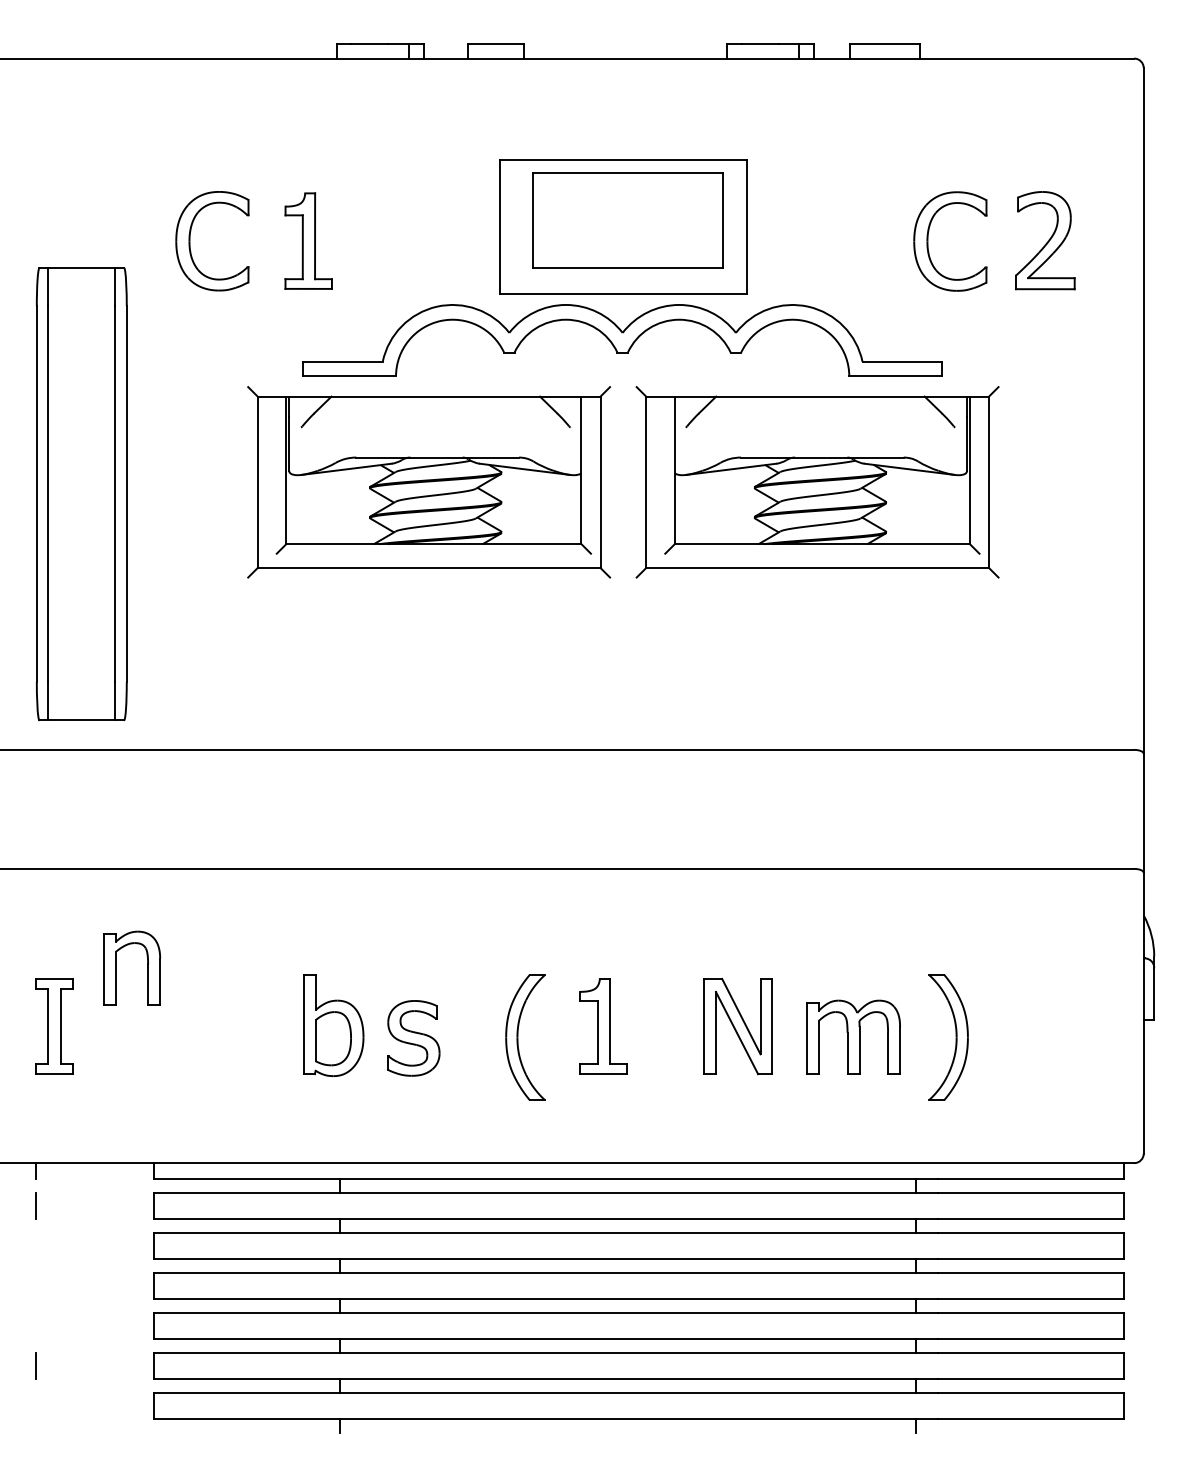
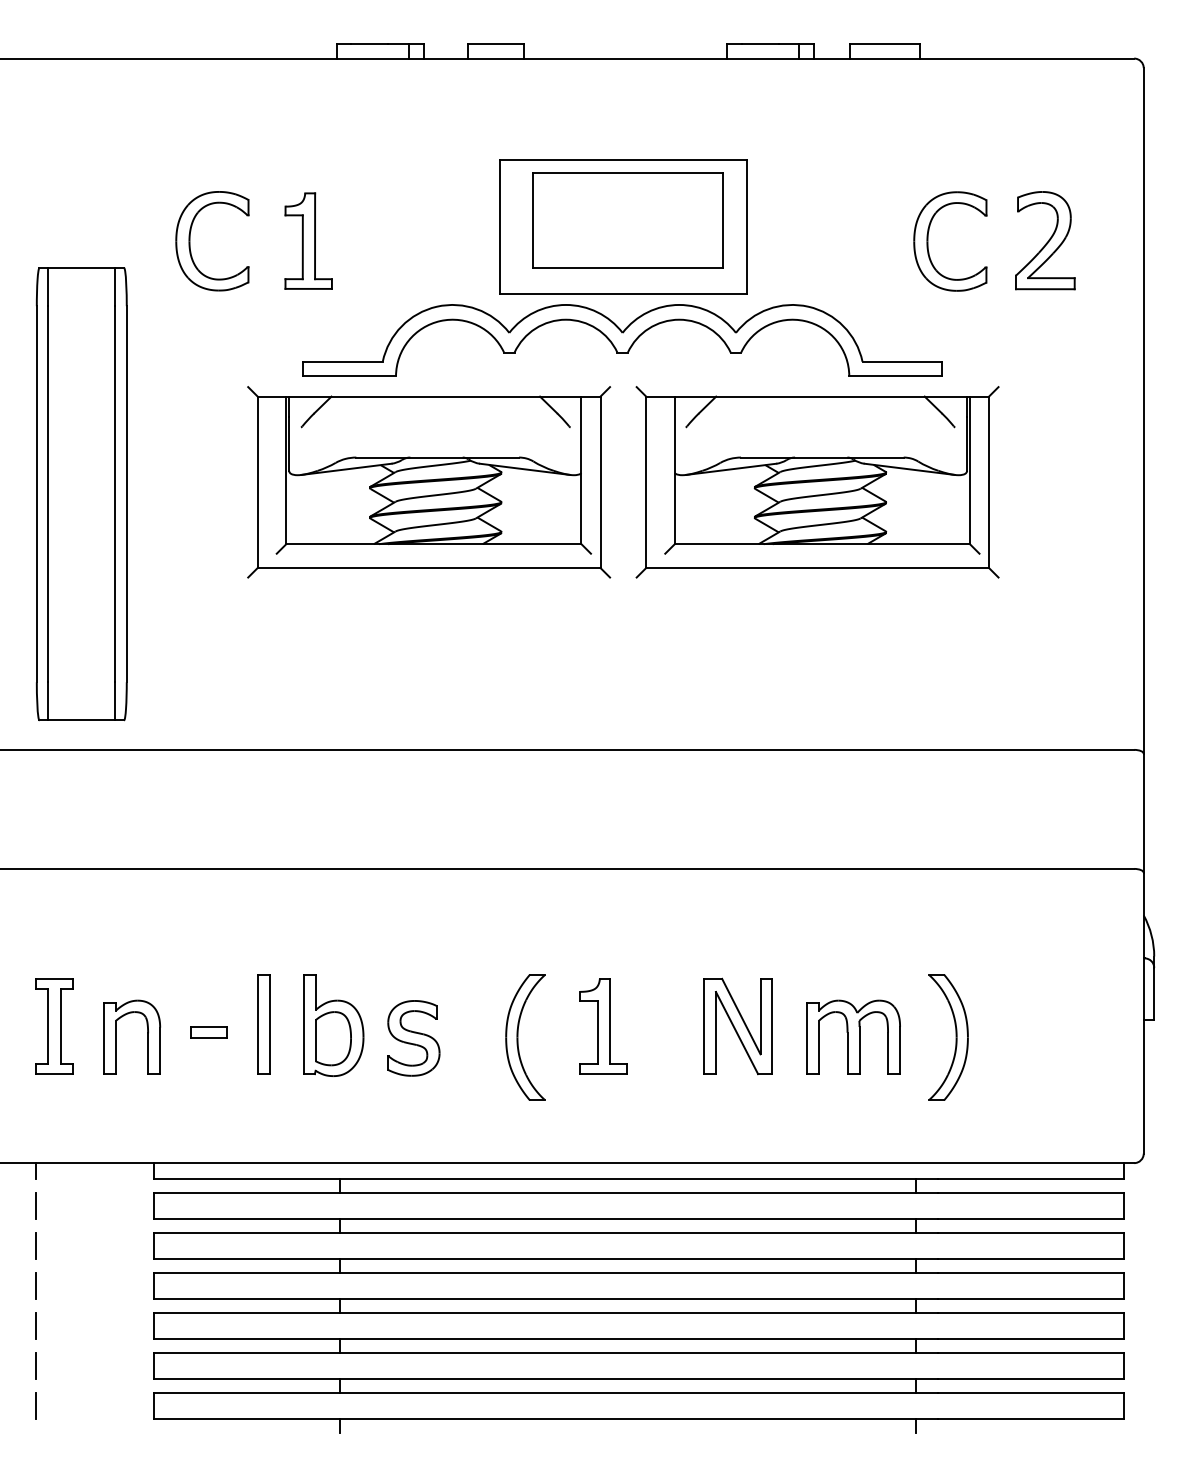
part position: (147, 967) -> (147, 1036) (147, 1036)
part: none -> present (263, 1024)
part: none -> present (208, 1032)
line: none -> present (35, 1245)
line: none -> present (35, 1285)
line: none -> present (35, 1325)
line: none -> present (35, 1405)
